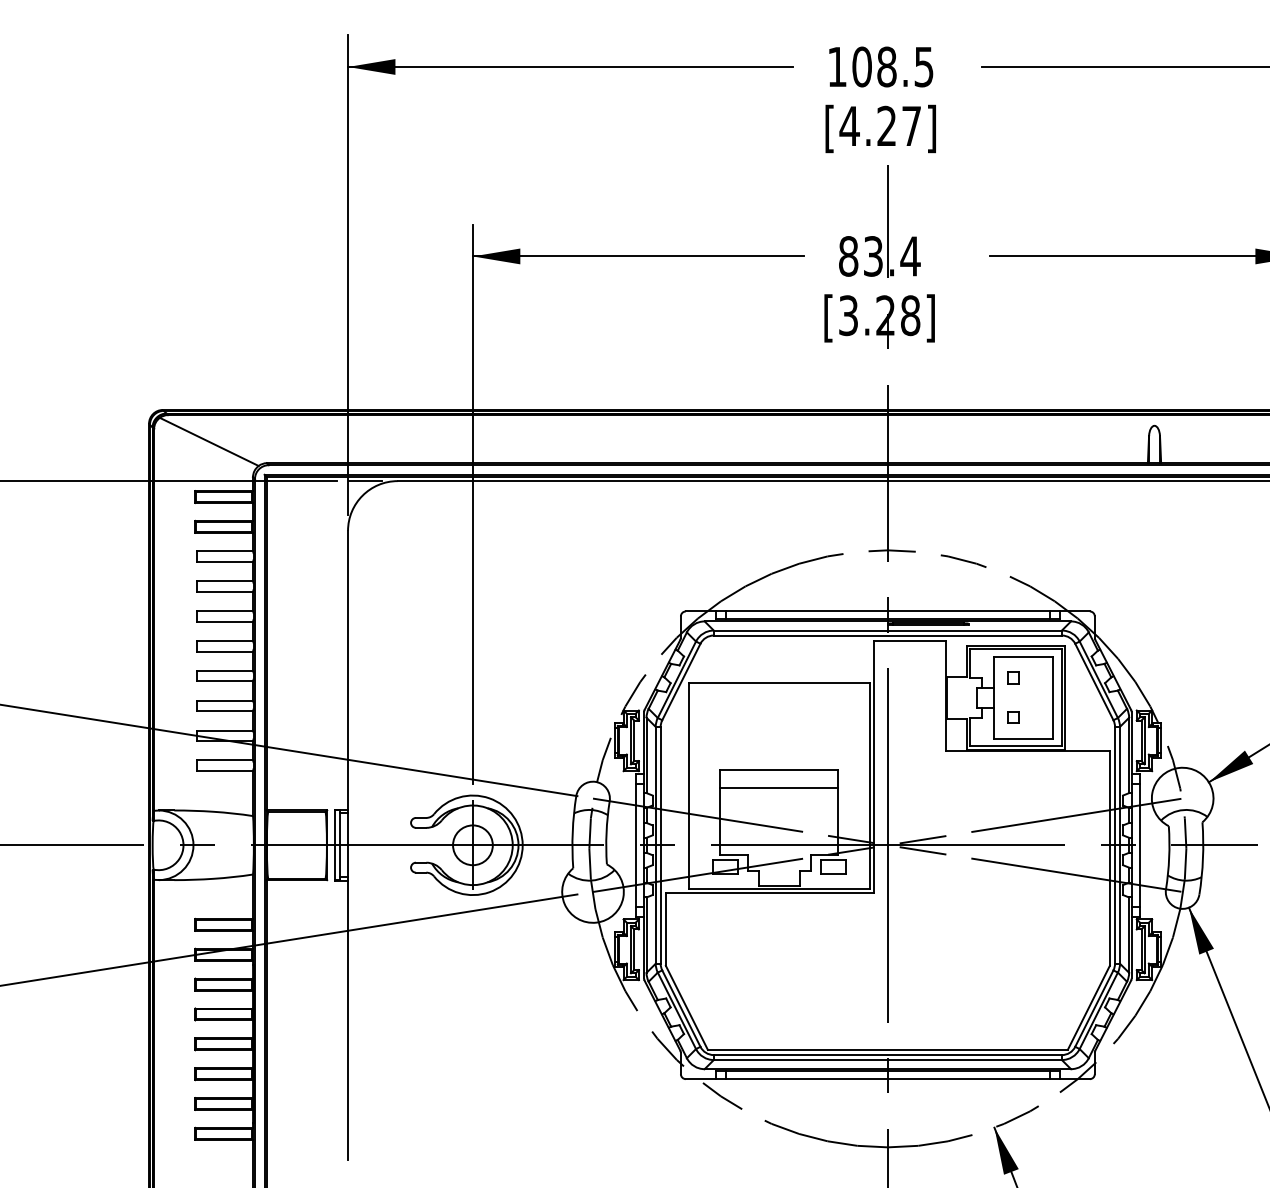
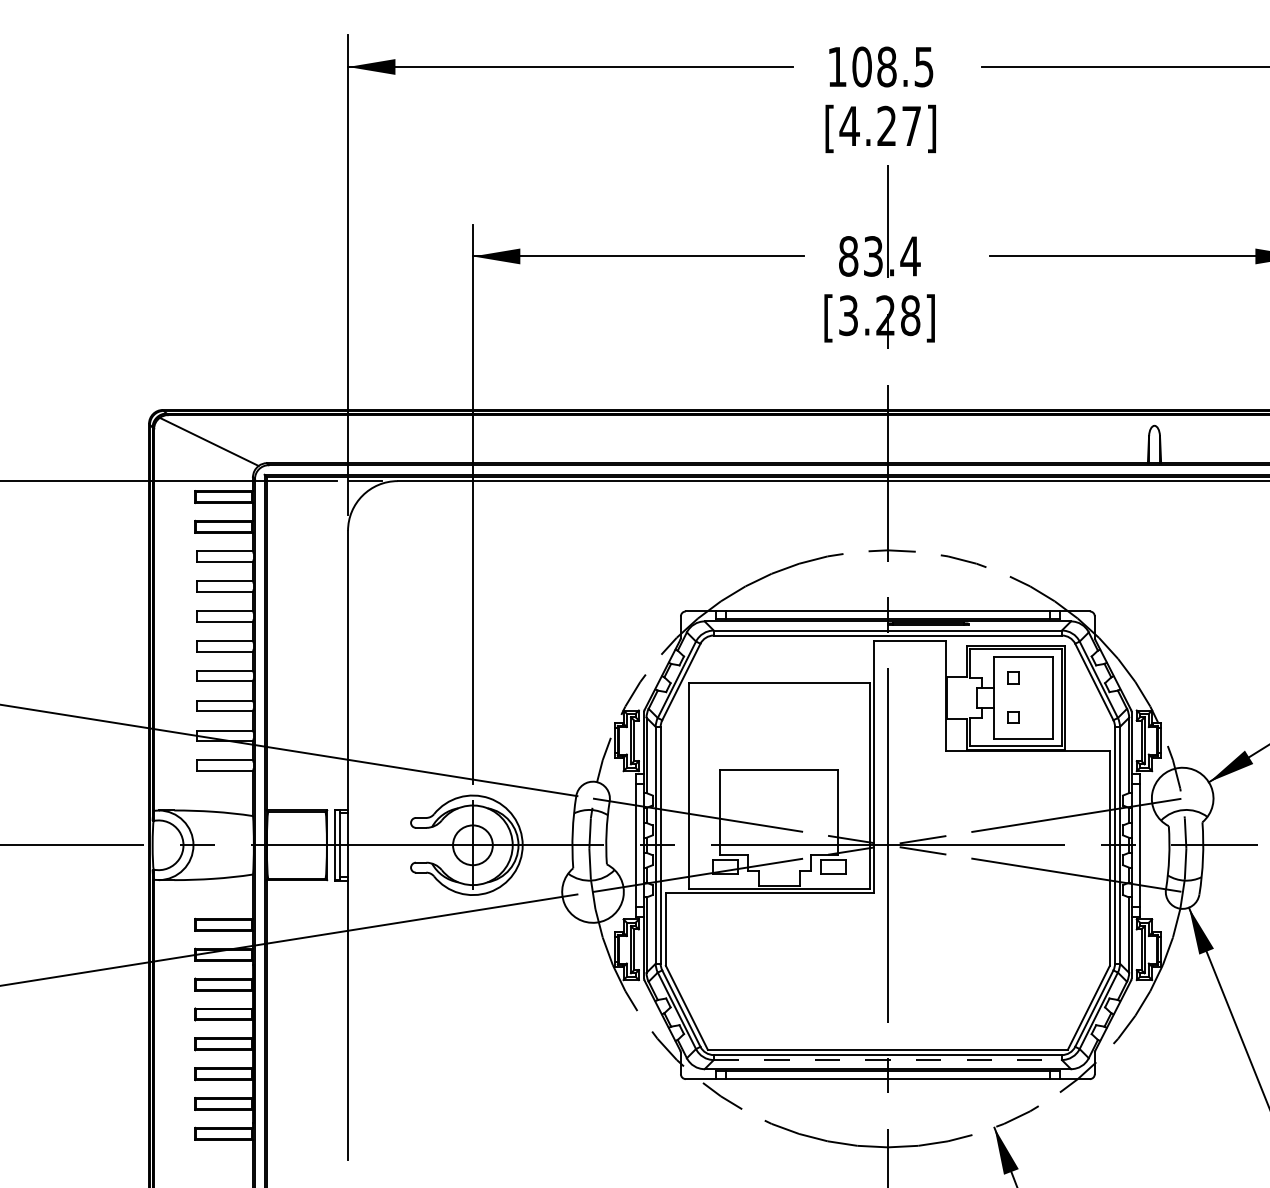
line: present -> none (779, 787)
line: solid -> dashed (888, 1060)
